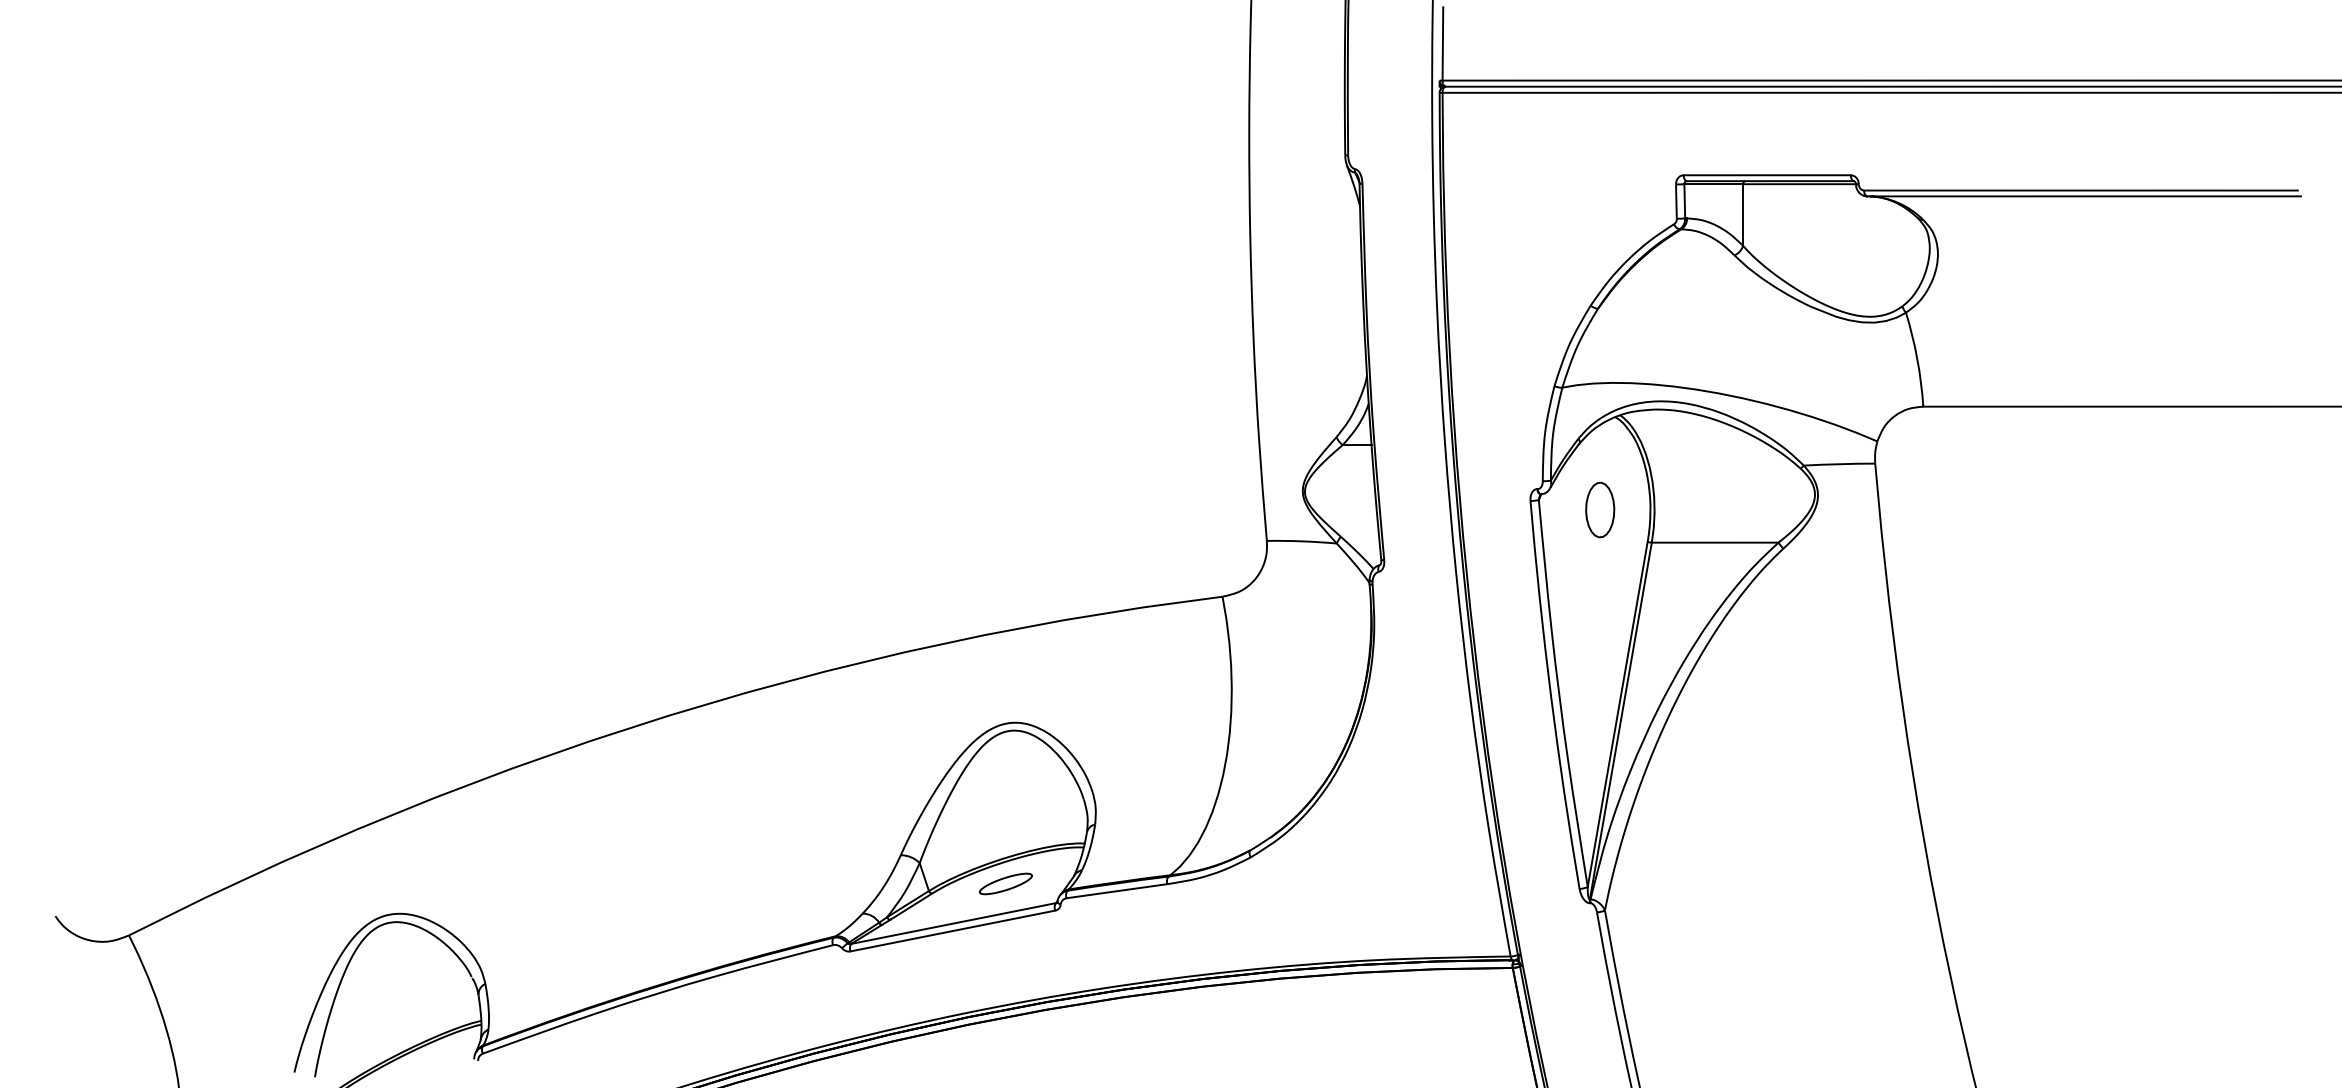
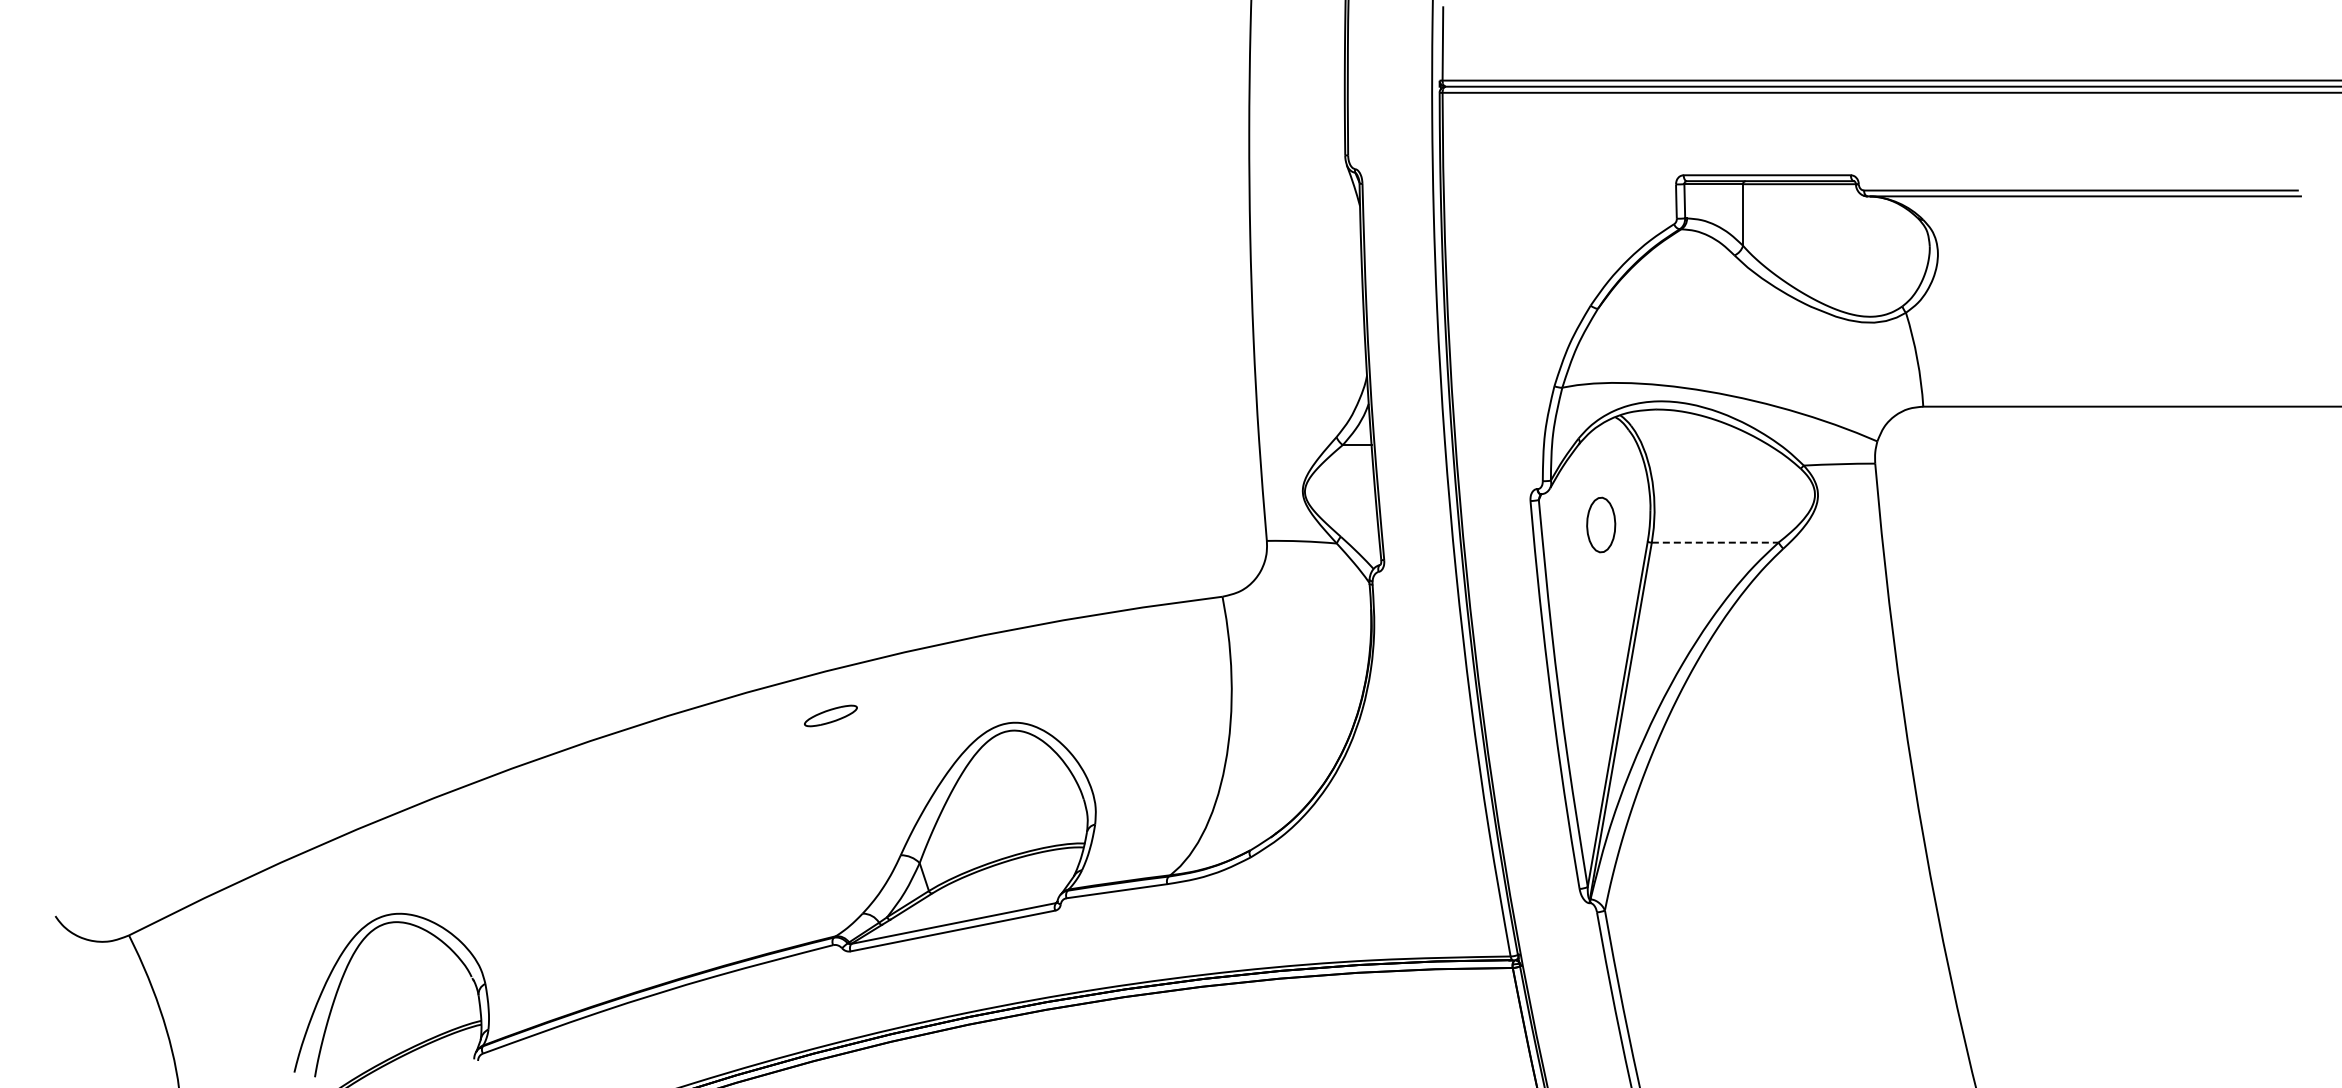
part position: (1600, 509) -> (1601, 524) (1601, 524)
line: solid -> dashed (1715, 542)
part position: (1005, 883) -> (830, 715) (830, 715)
